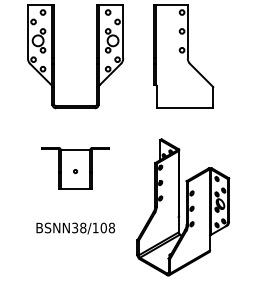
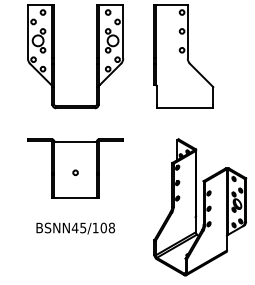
part size: 69x43 px -> 97x61 px (75, 168)
part position: (183, 207) -> (200, 207) (200, 207)
text: BSNN38/108 -> BSNN45/108 (78, 227)
